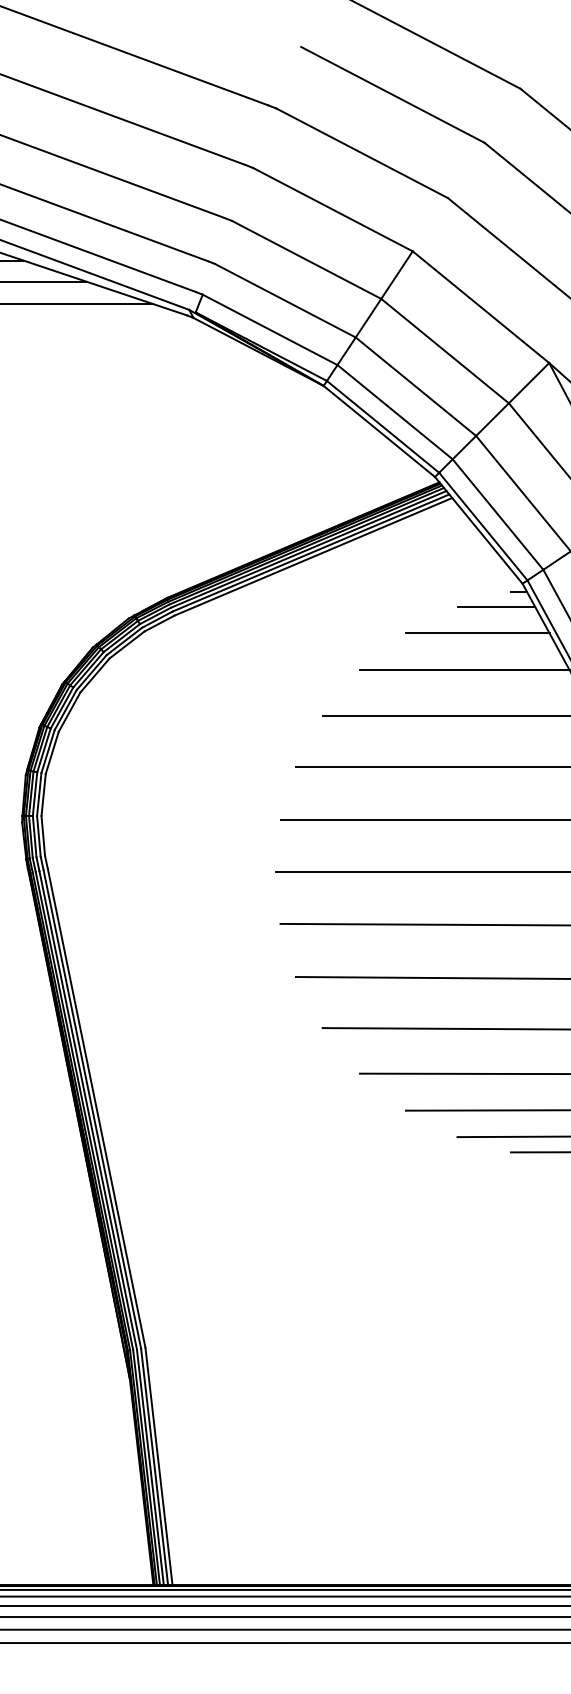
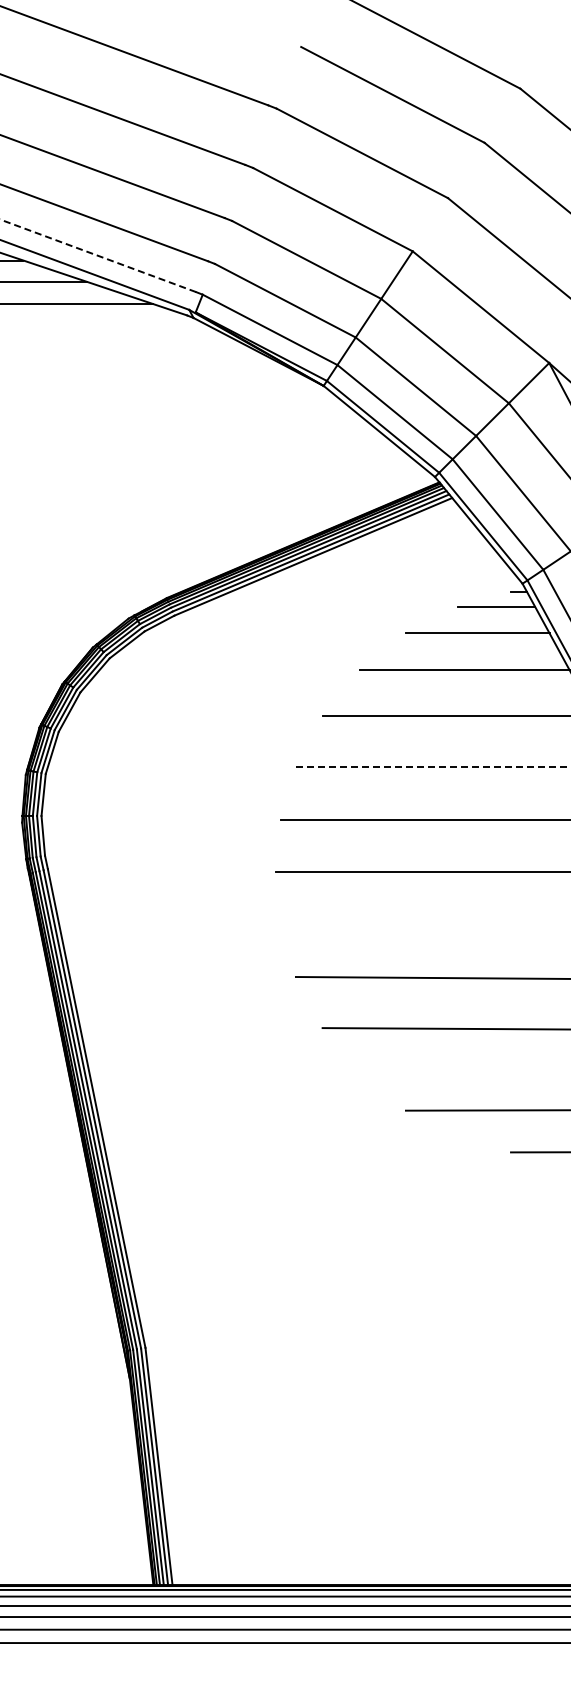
line: solid -> dashed (97, 255)
line: solid -> dashed (433, 767)
line: present -> none (423, 924)
line: present -> none (463, 1073)
line: present -> none (512, 1136)
